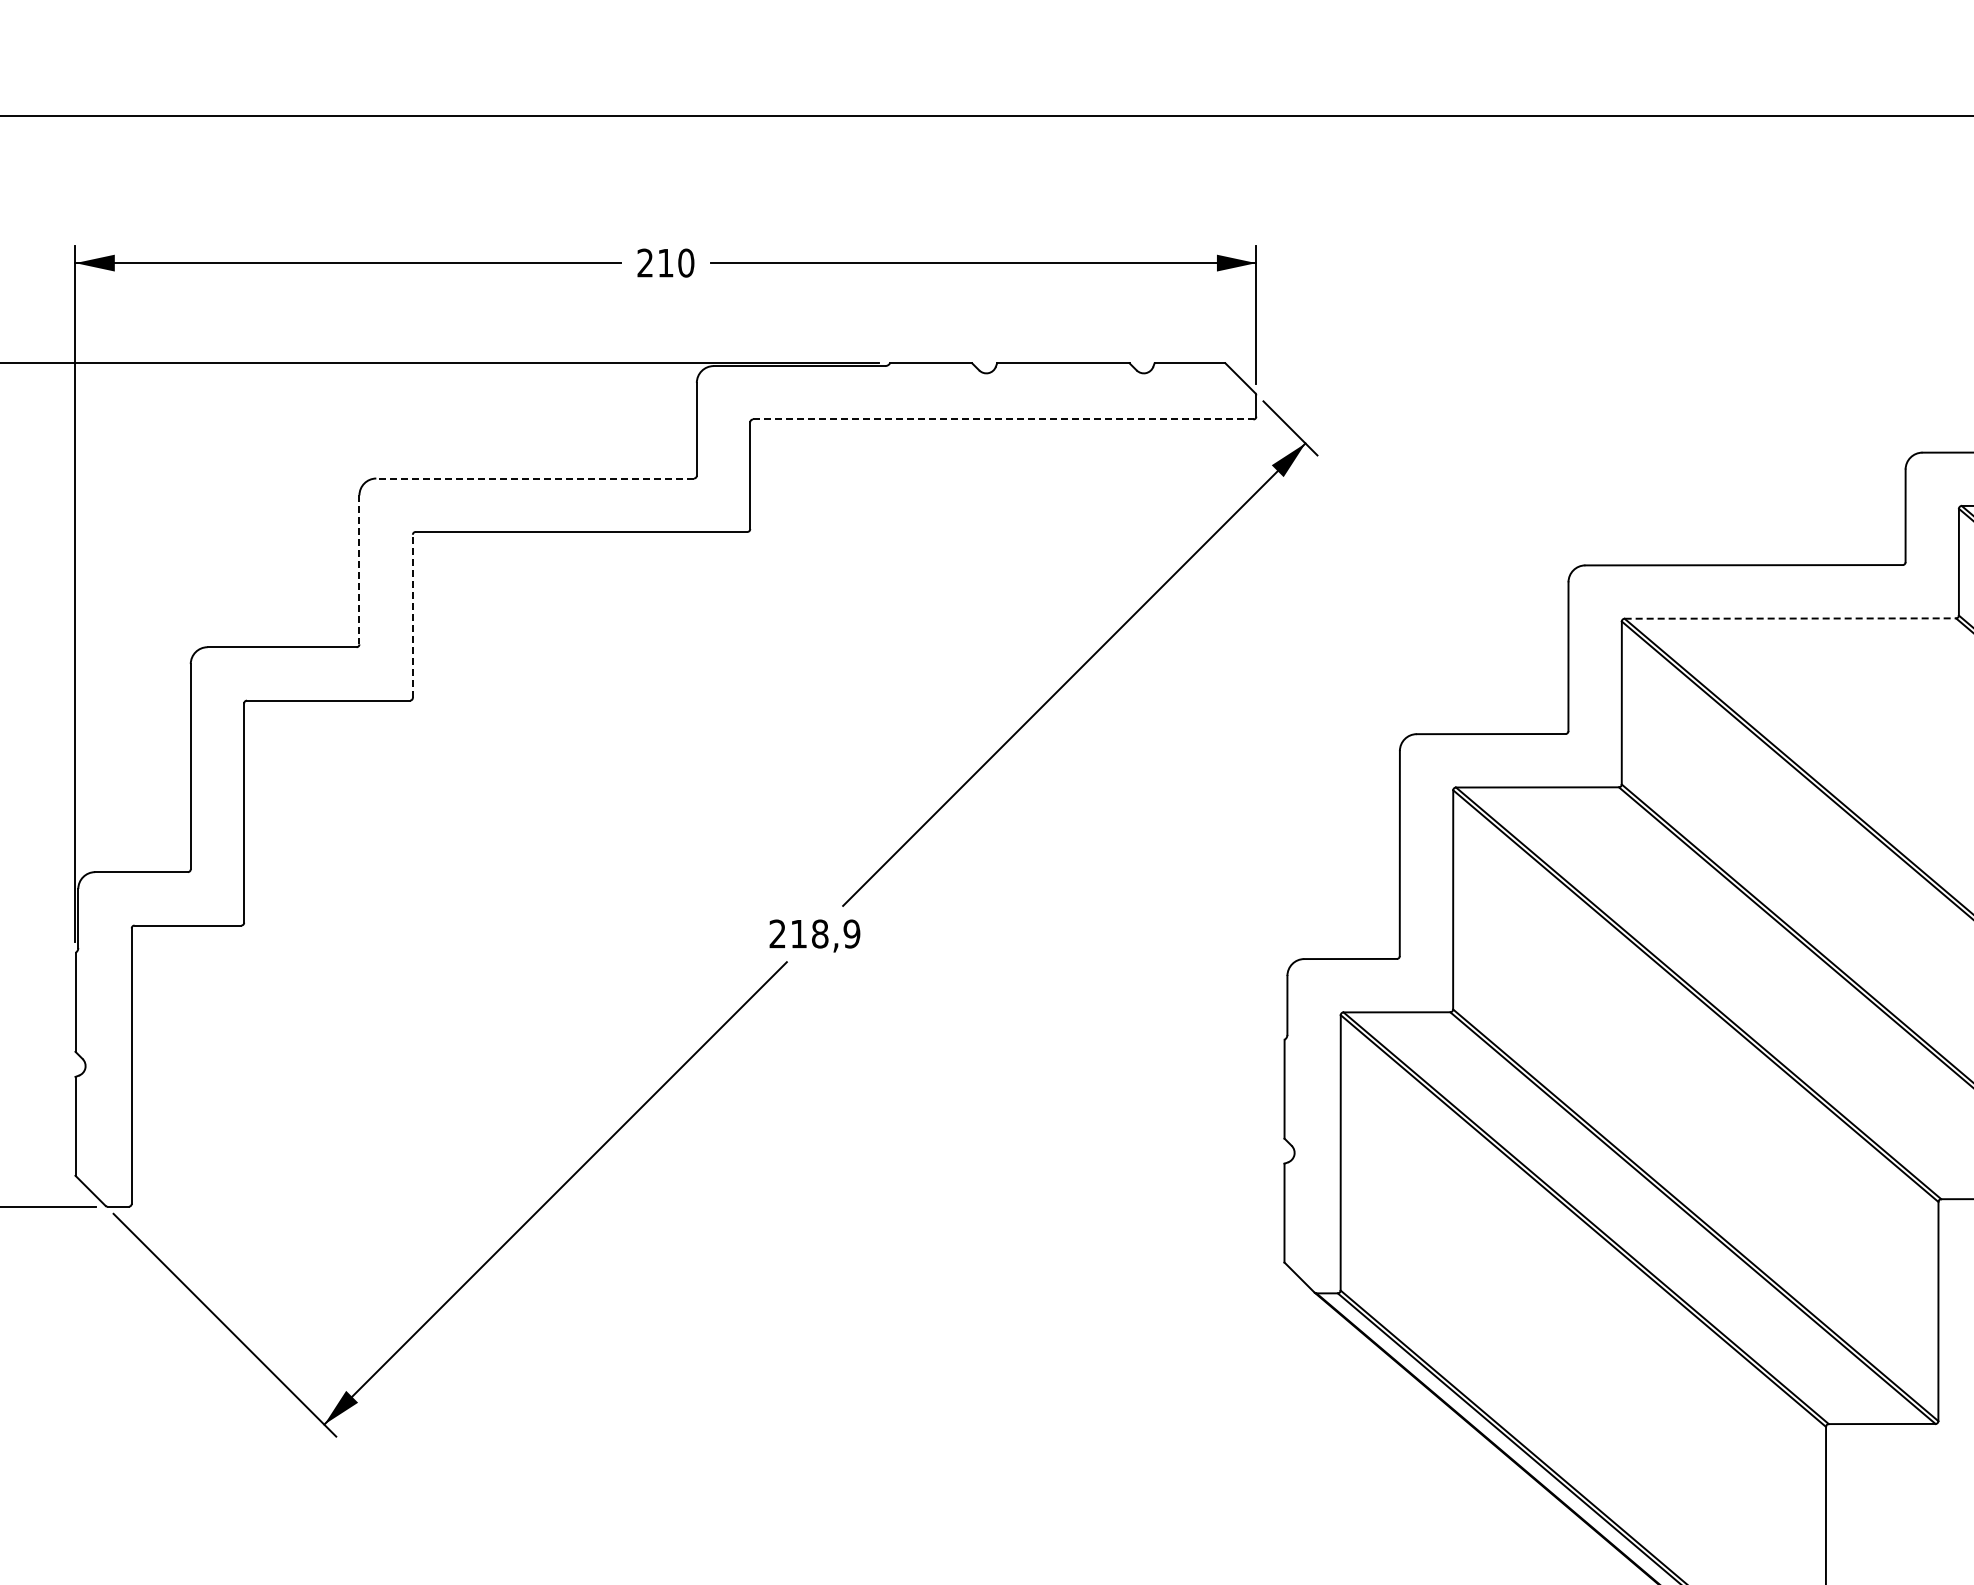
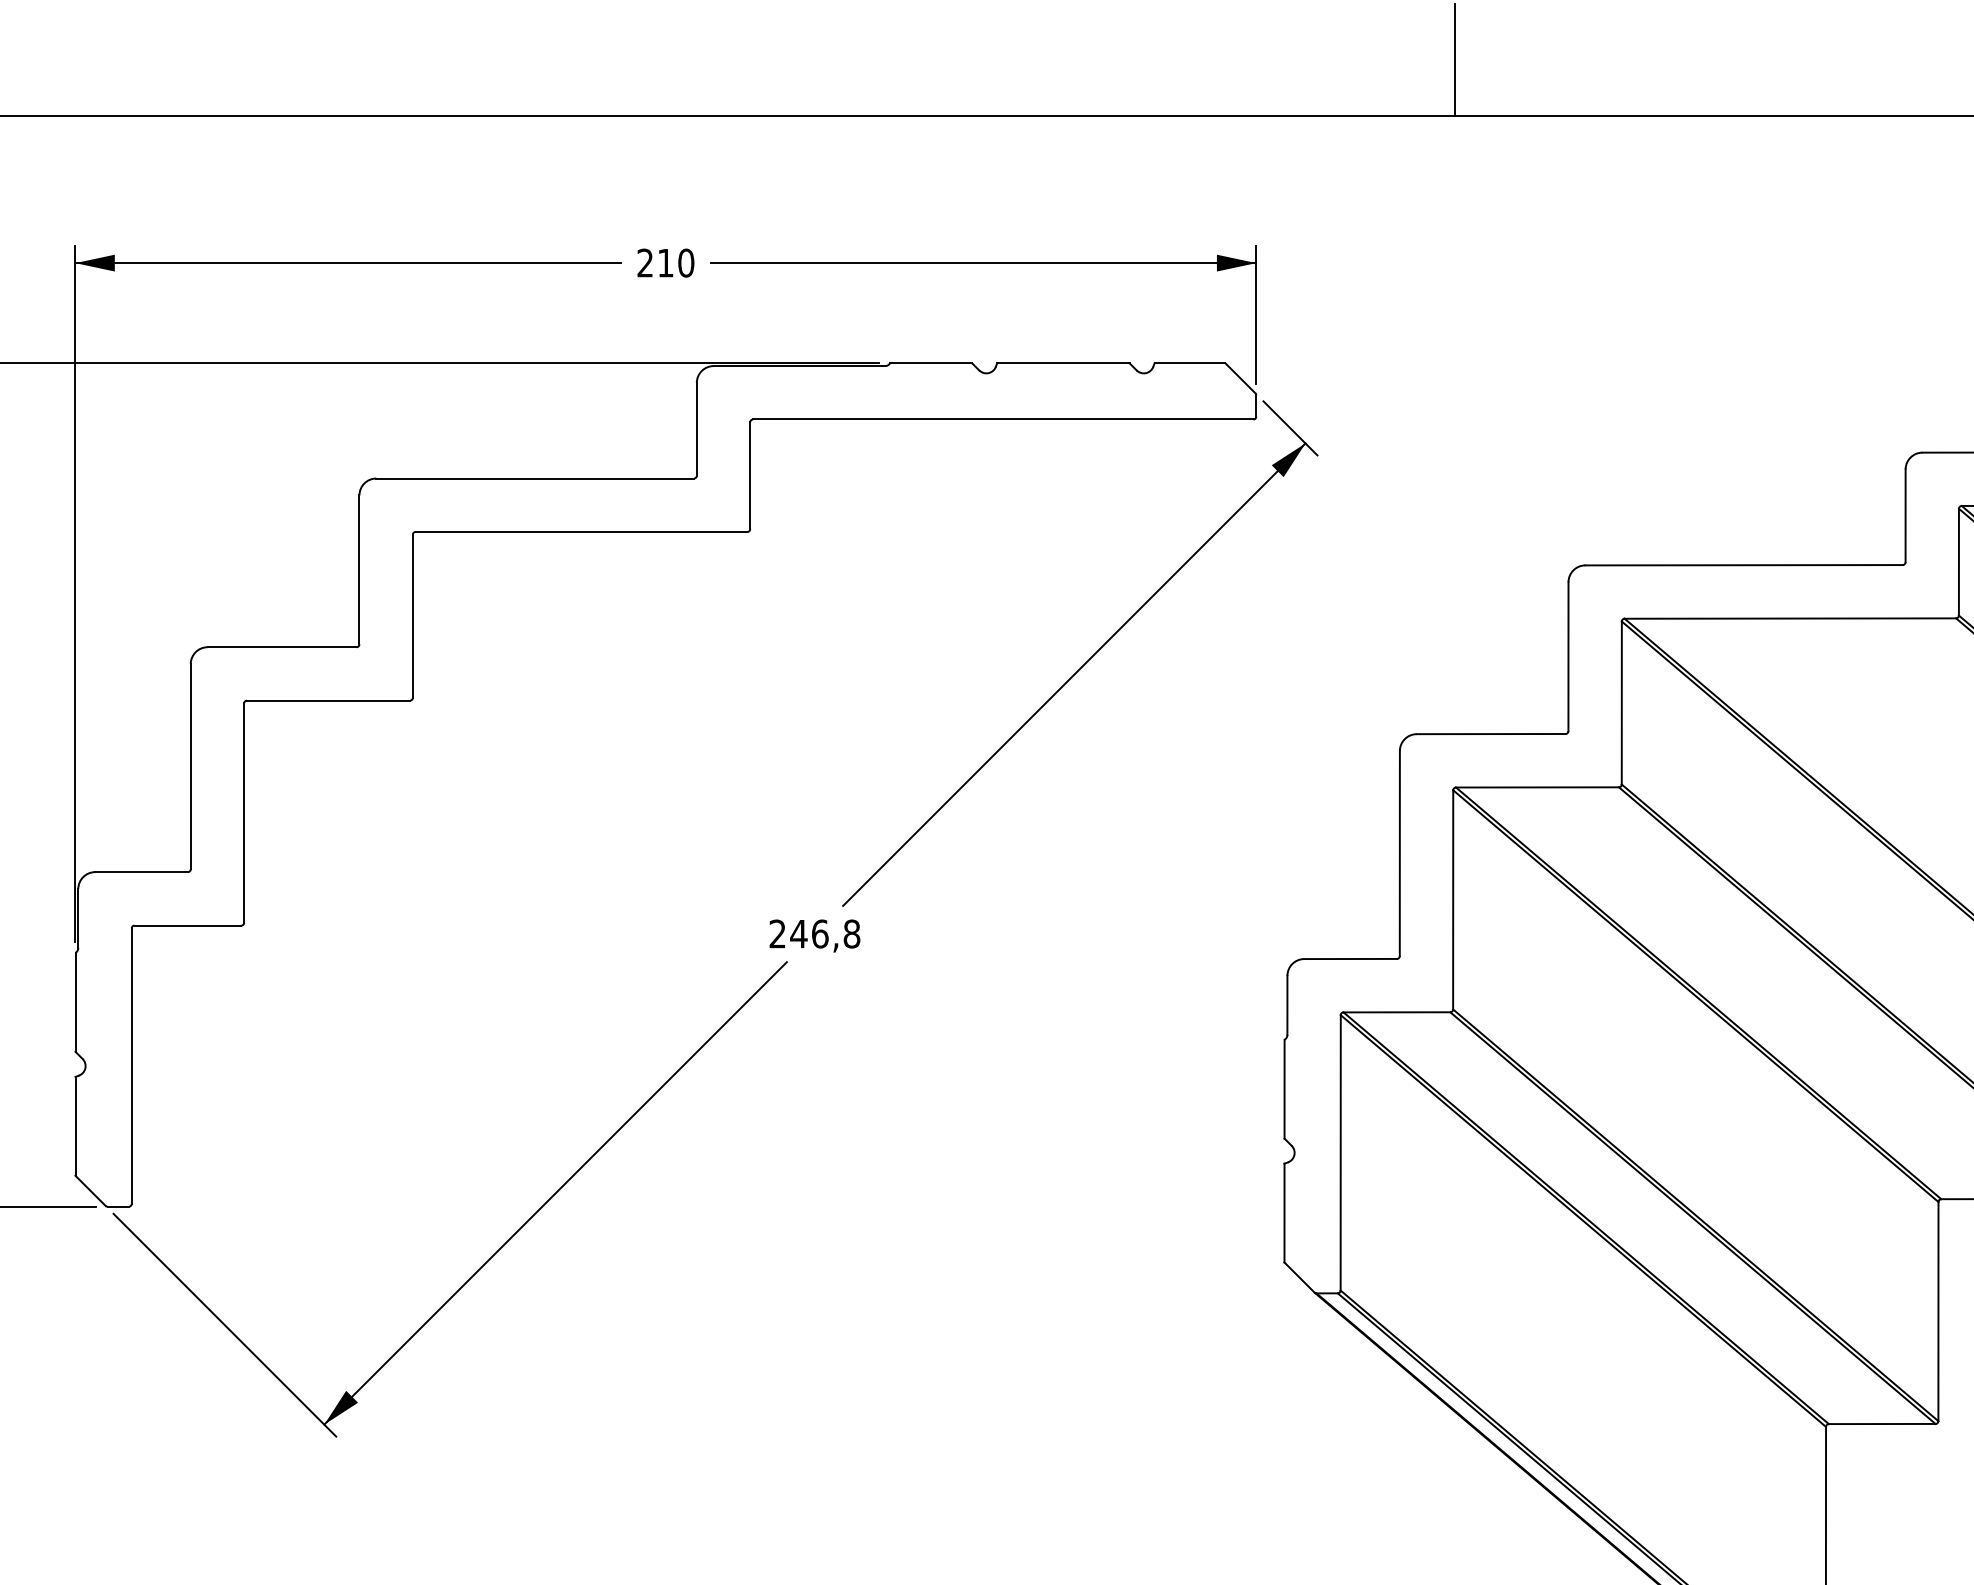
line: none -> present (1454, 59)
line: dashed -> solid (1003, 419)
line: dashed -> solid (535, 478)
line: dashed -> solid (359, 569)
line: dashed -> solid (412, 616)
line: dashed -> solid (1790, 618)
text: 218,9 -> 246,8 (825, 933)
